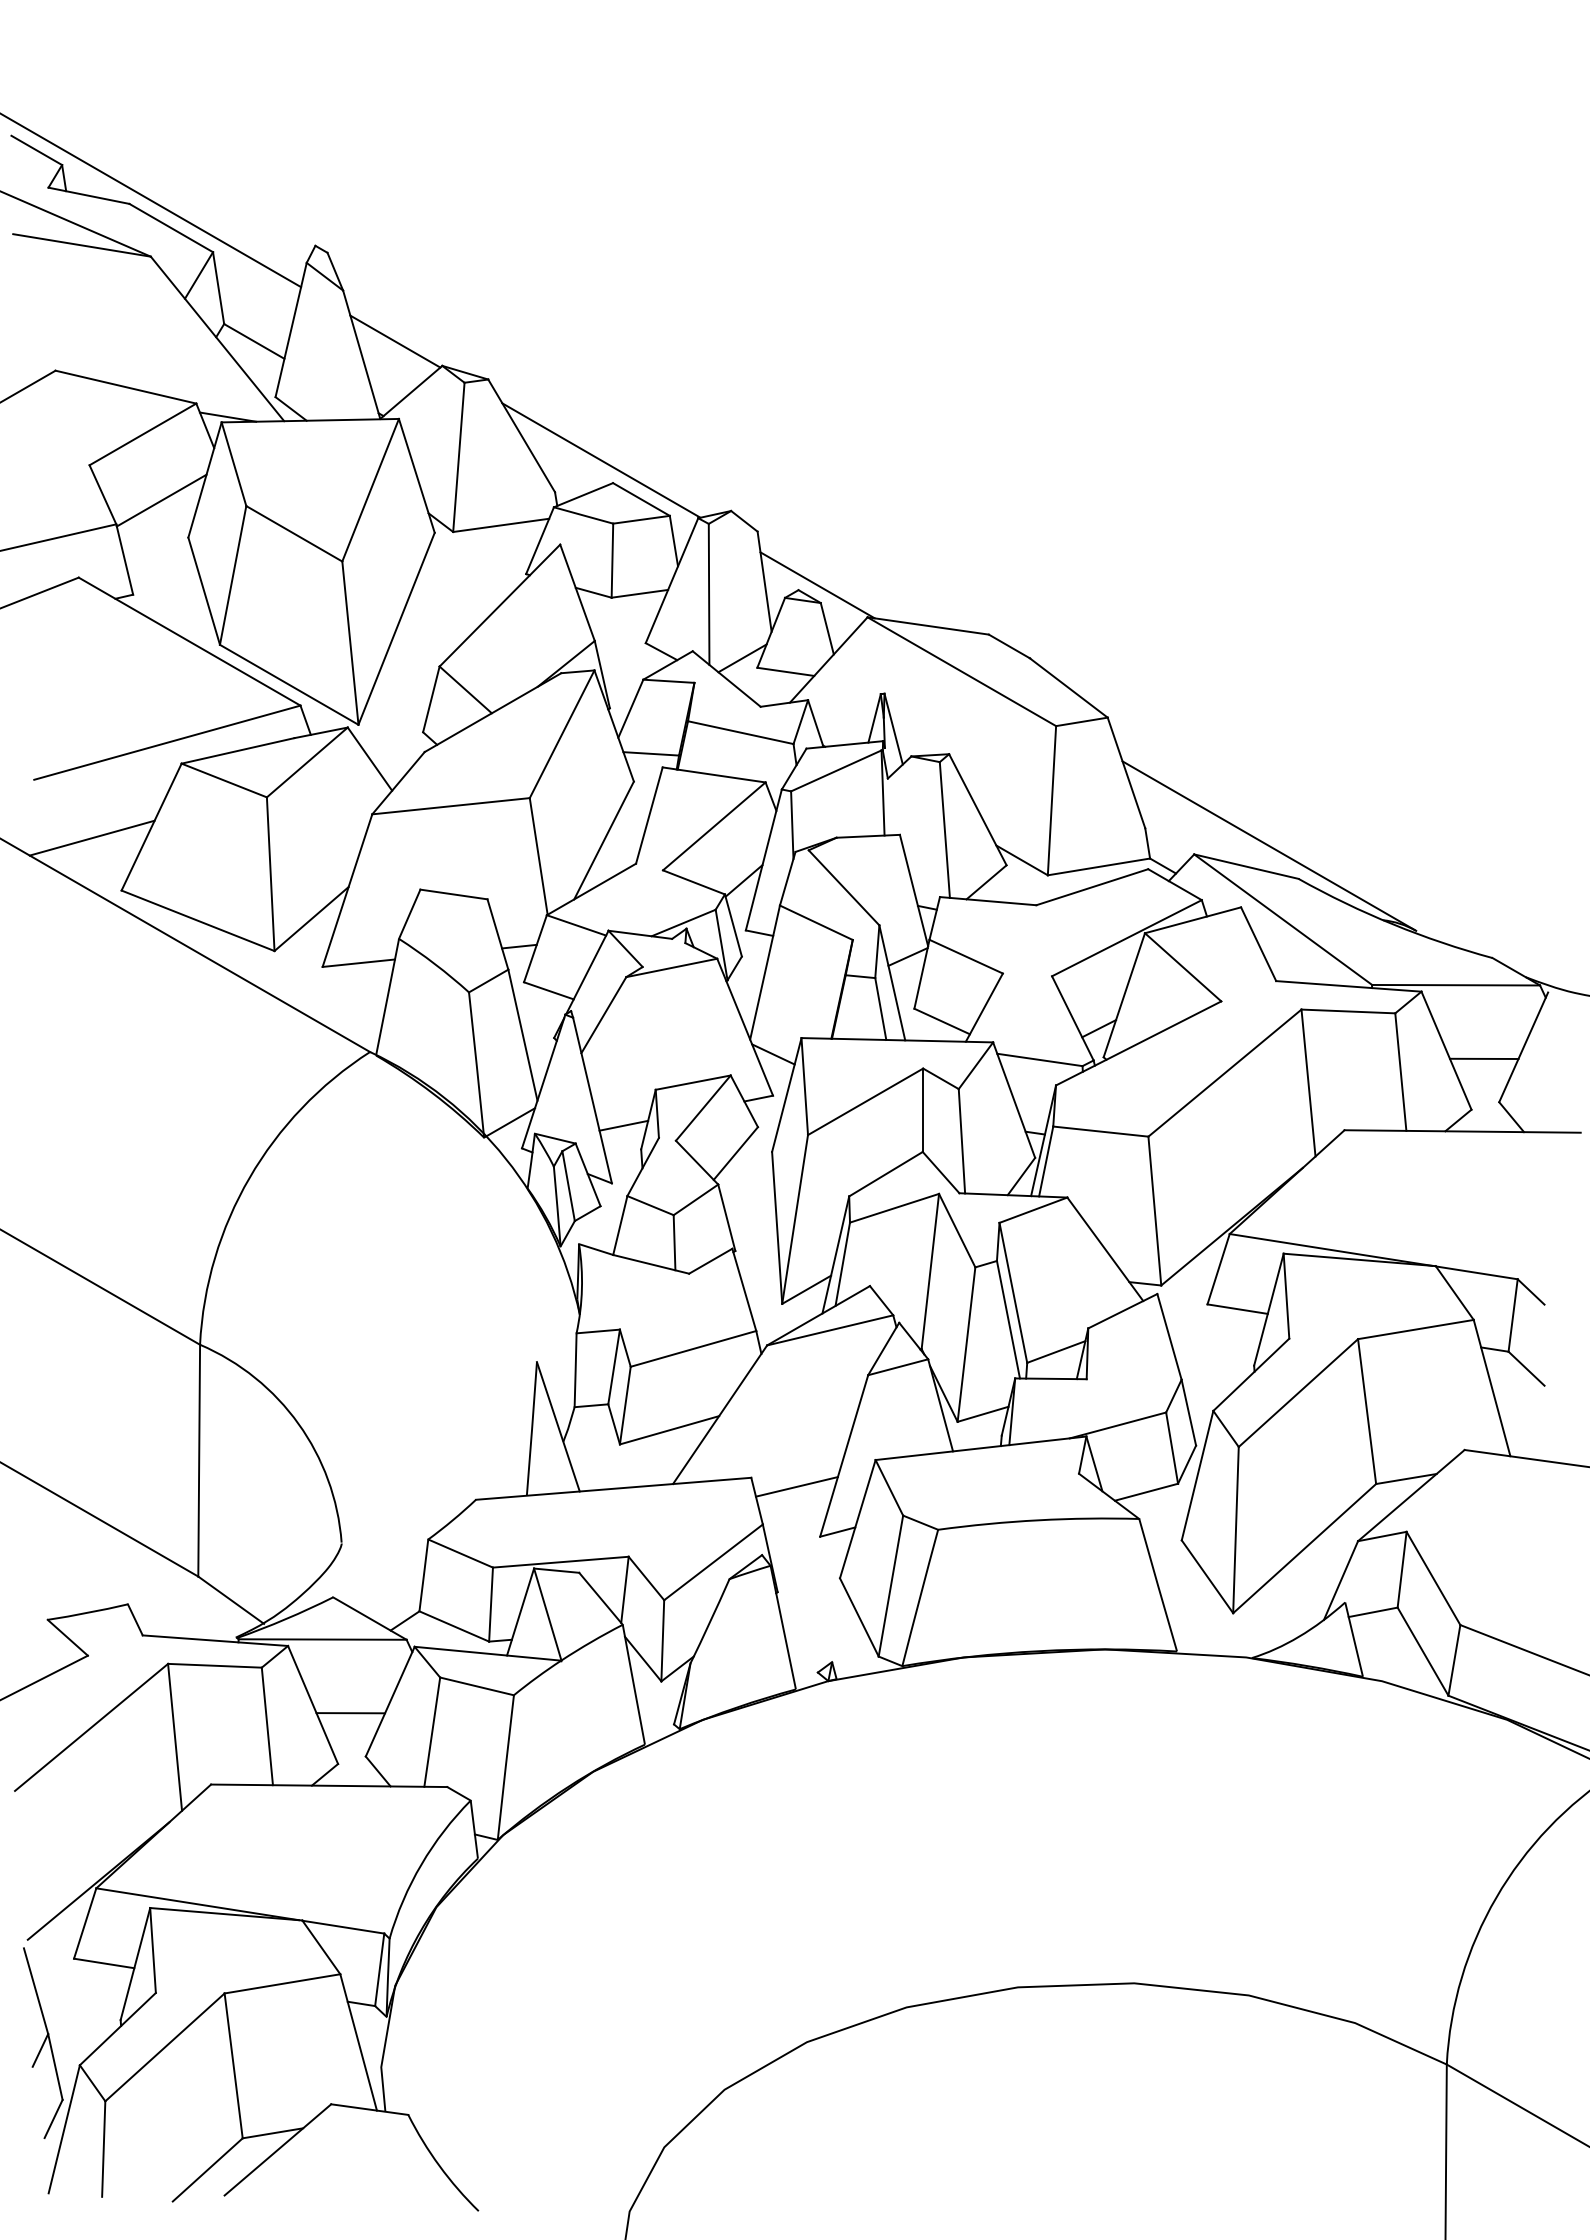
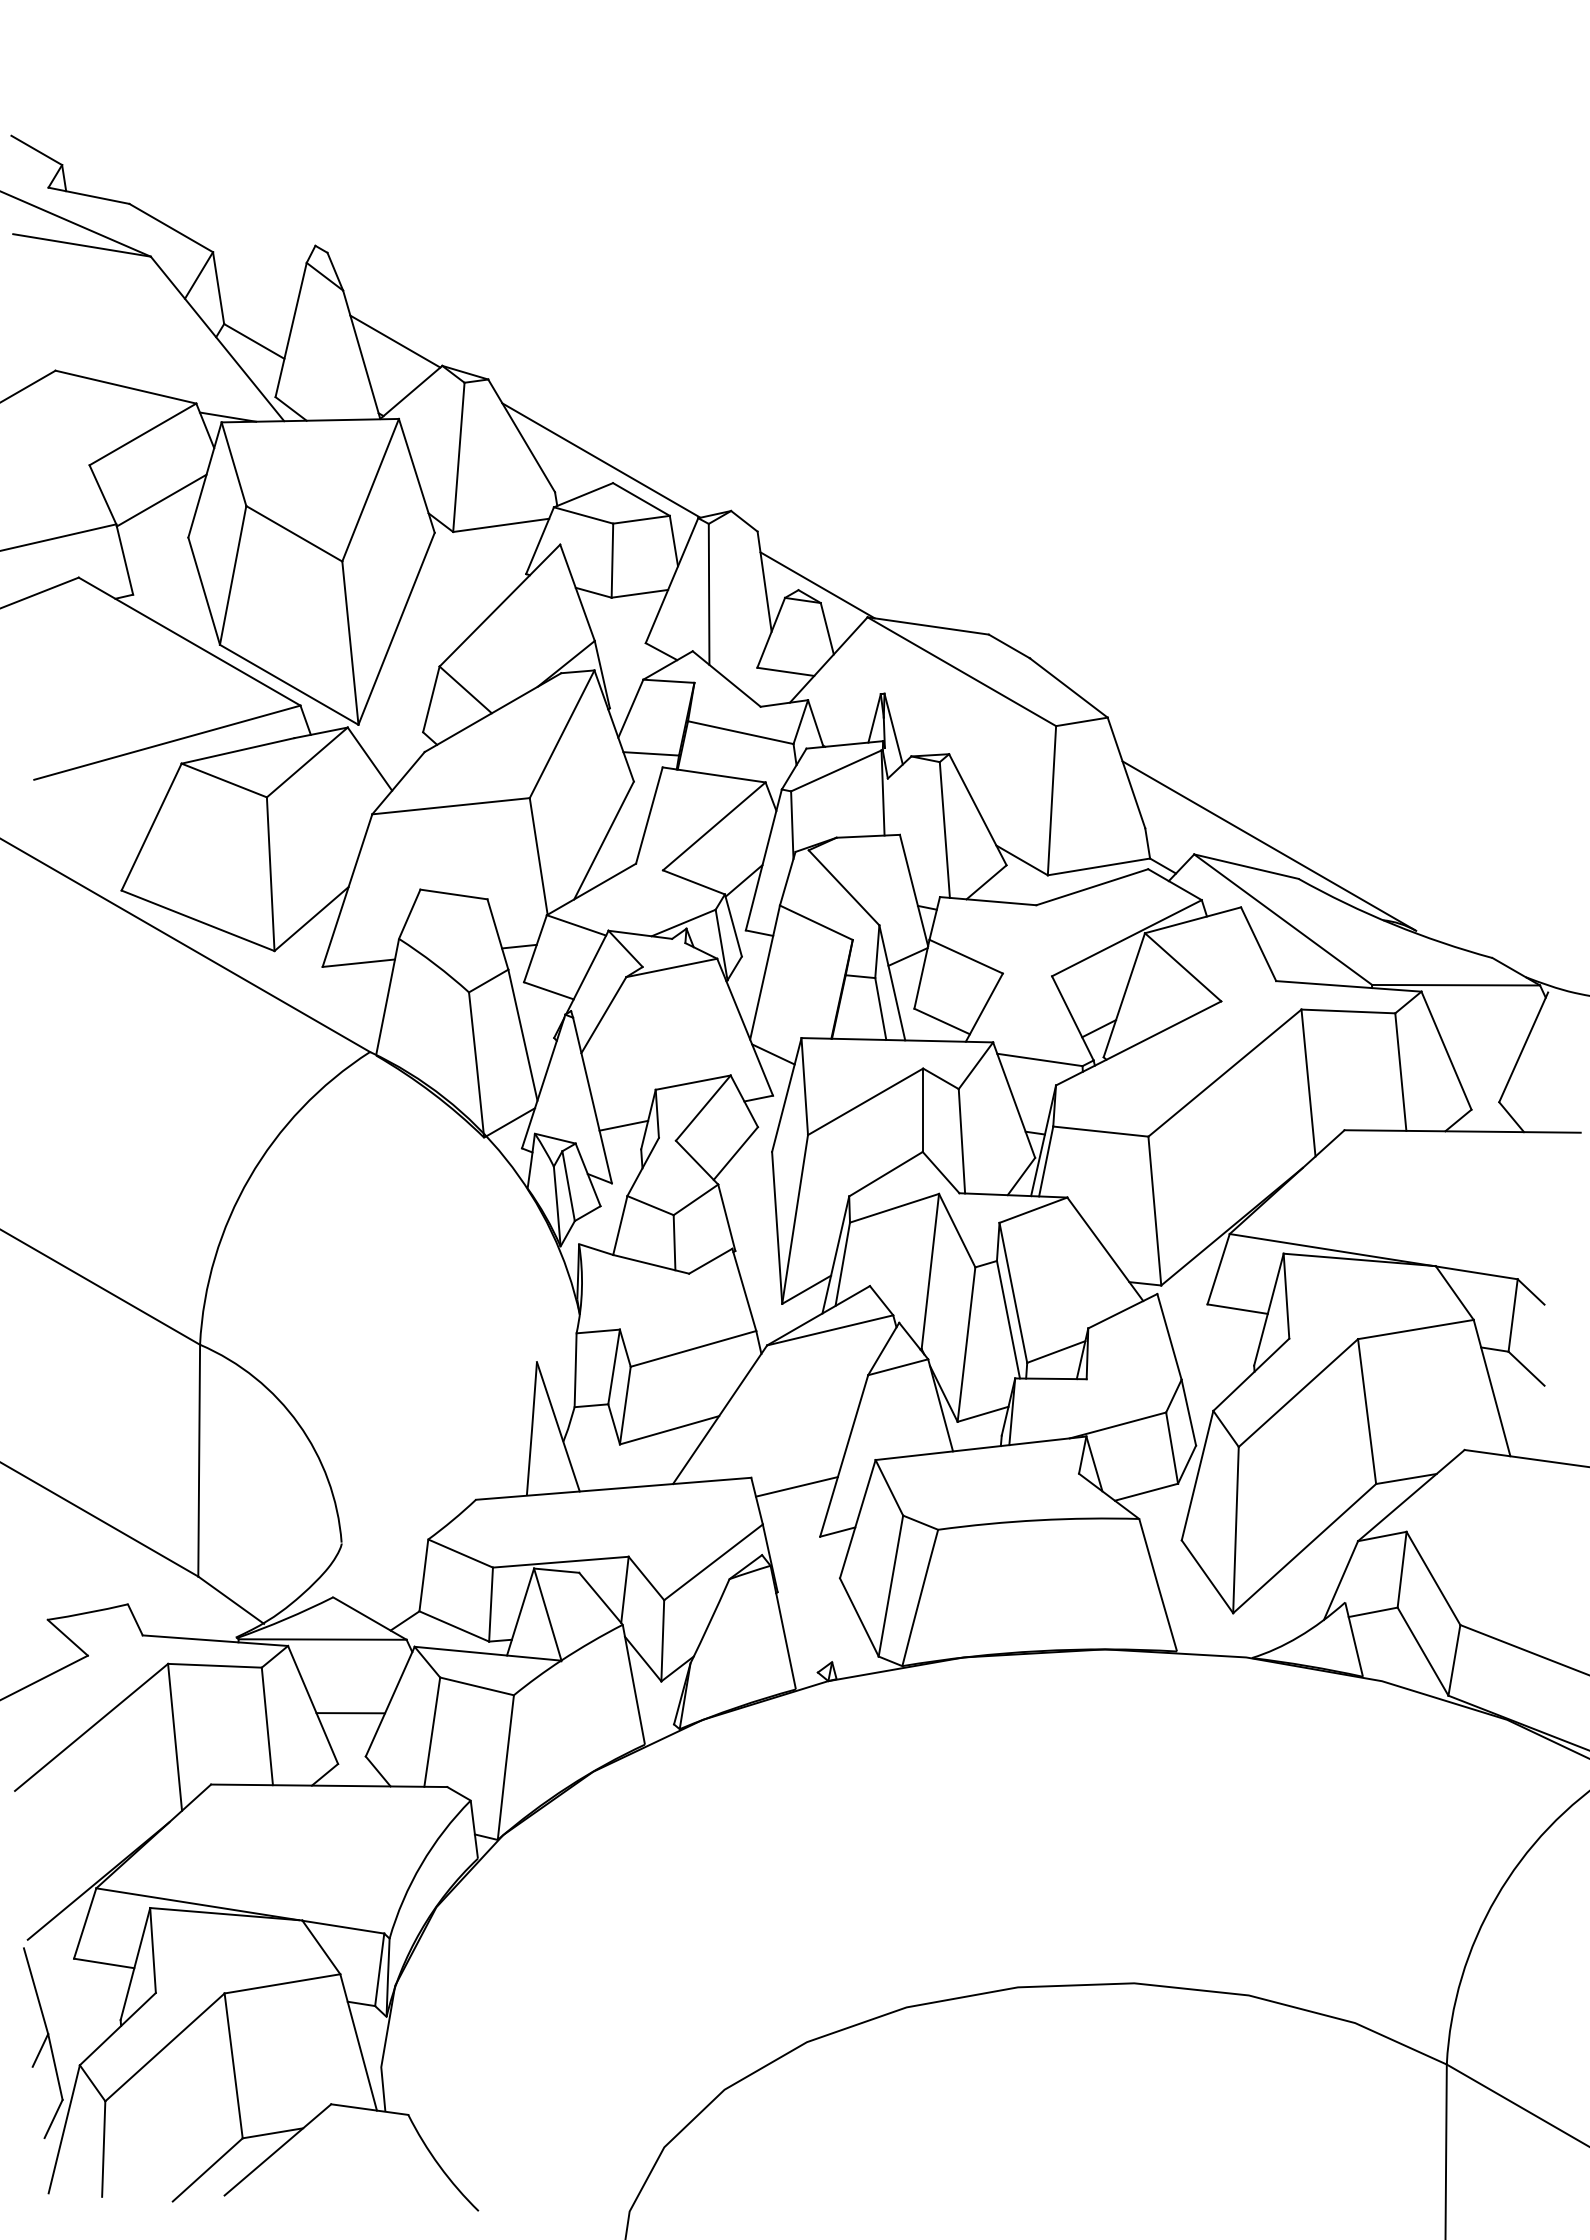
line: present -> none (151, 200)
line: present -> none (742, 658)
line: present -> none (91, 837)
line: present -> none (1483, 1058)
